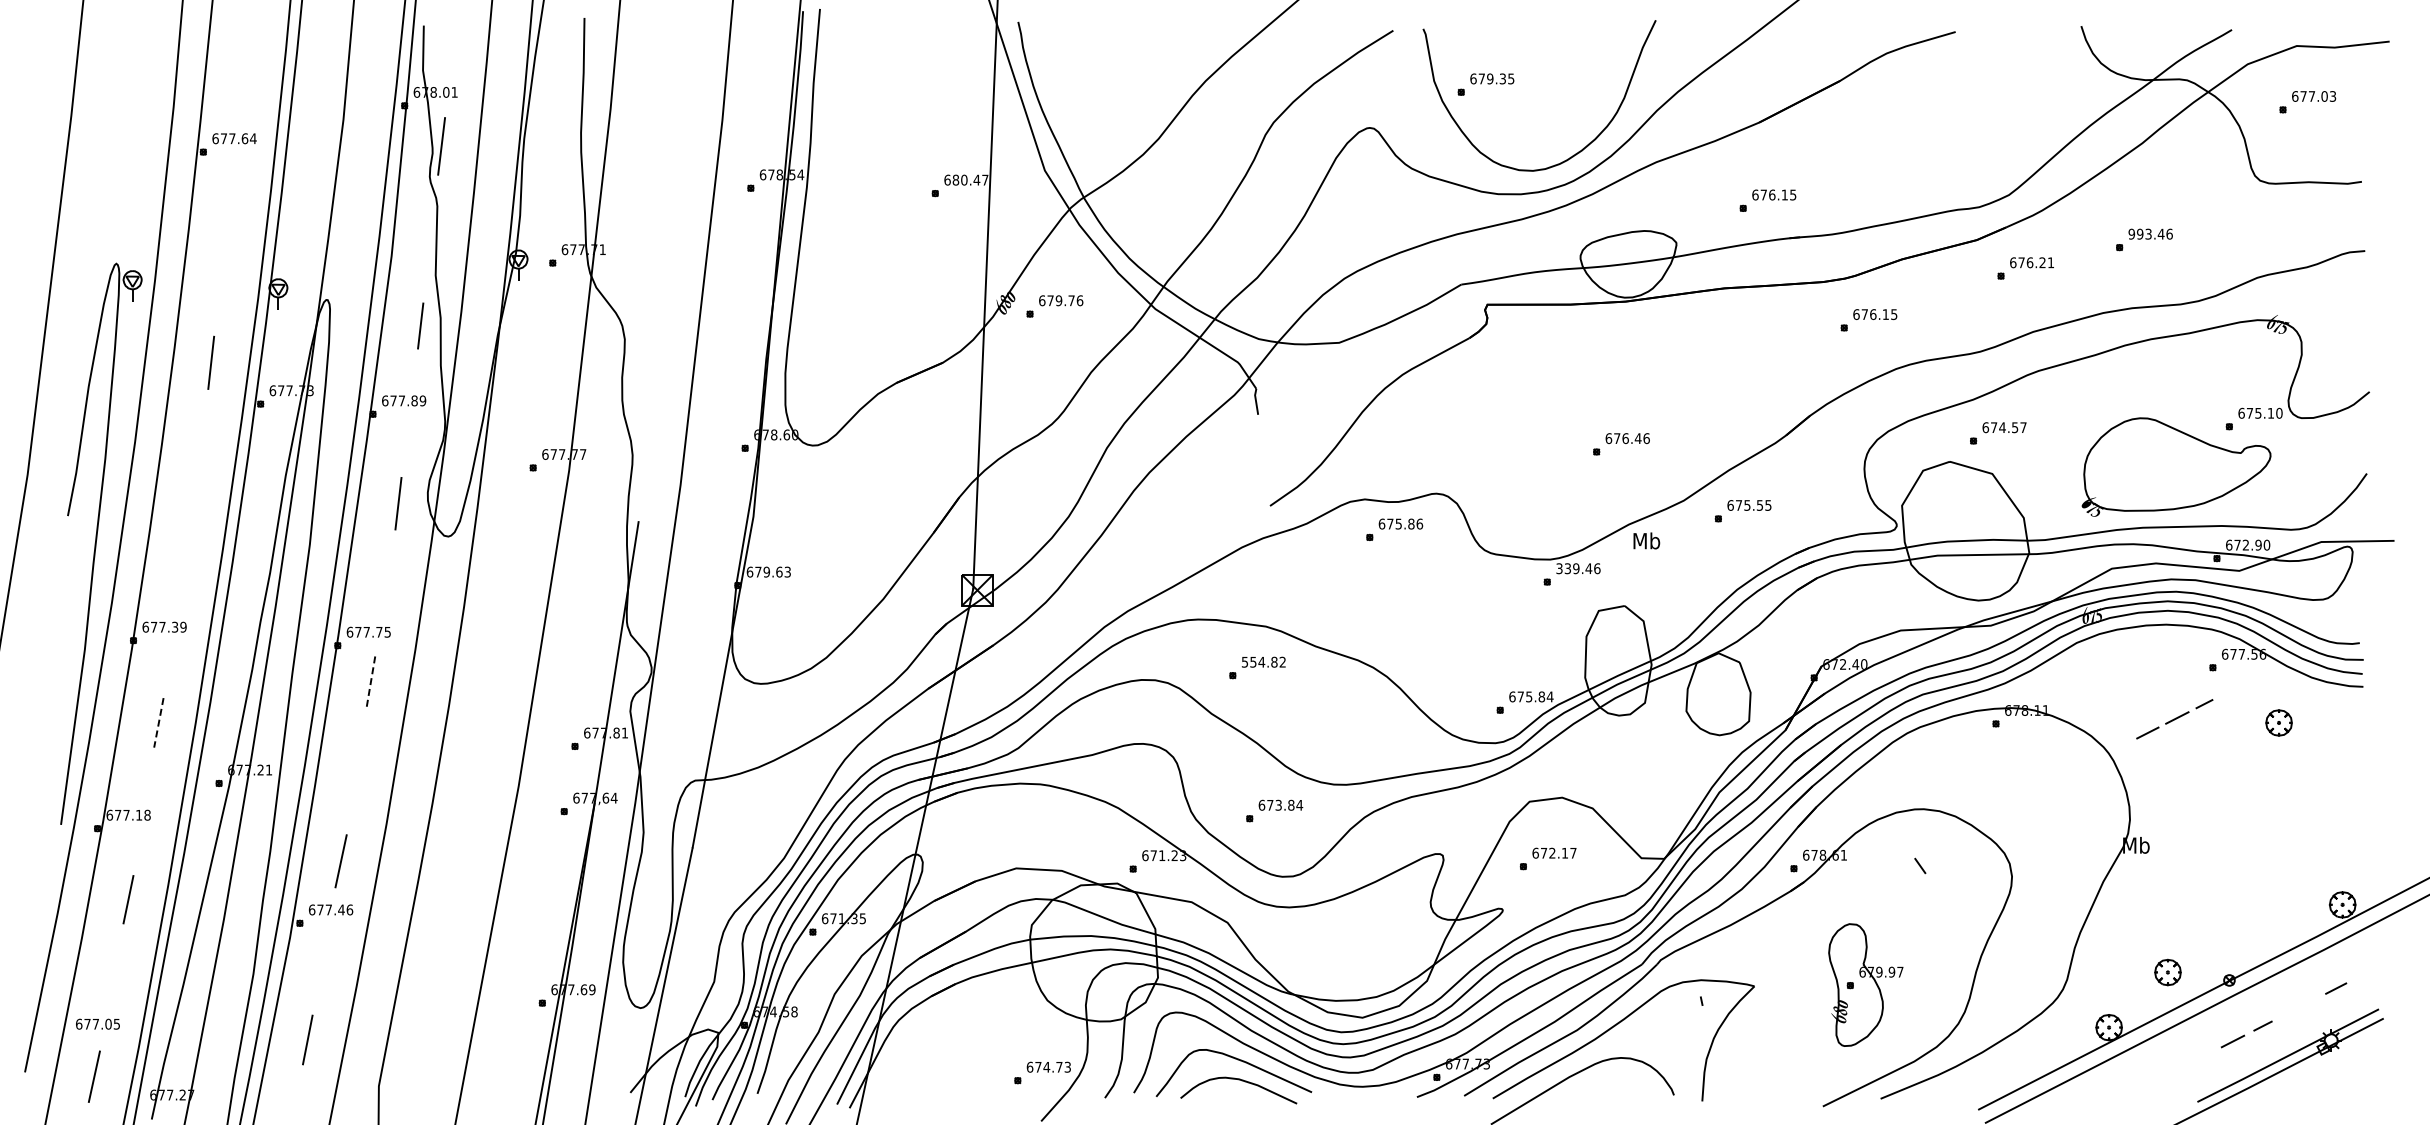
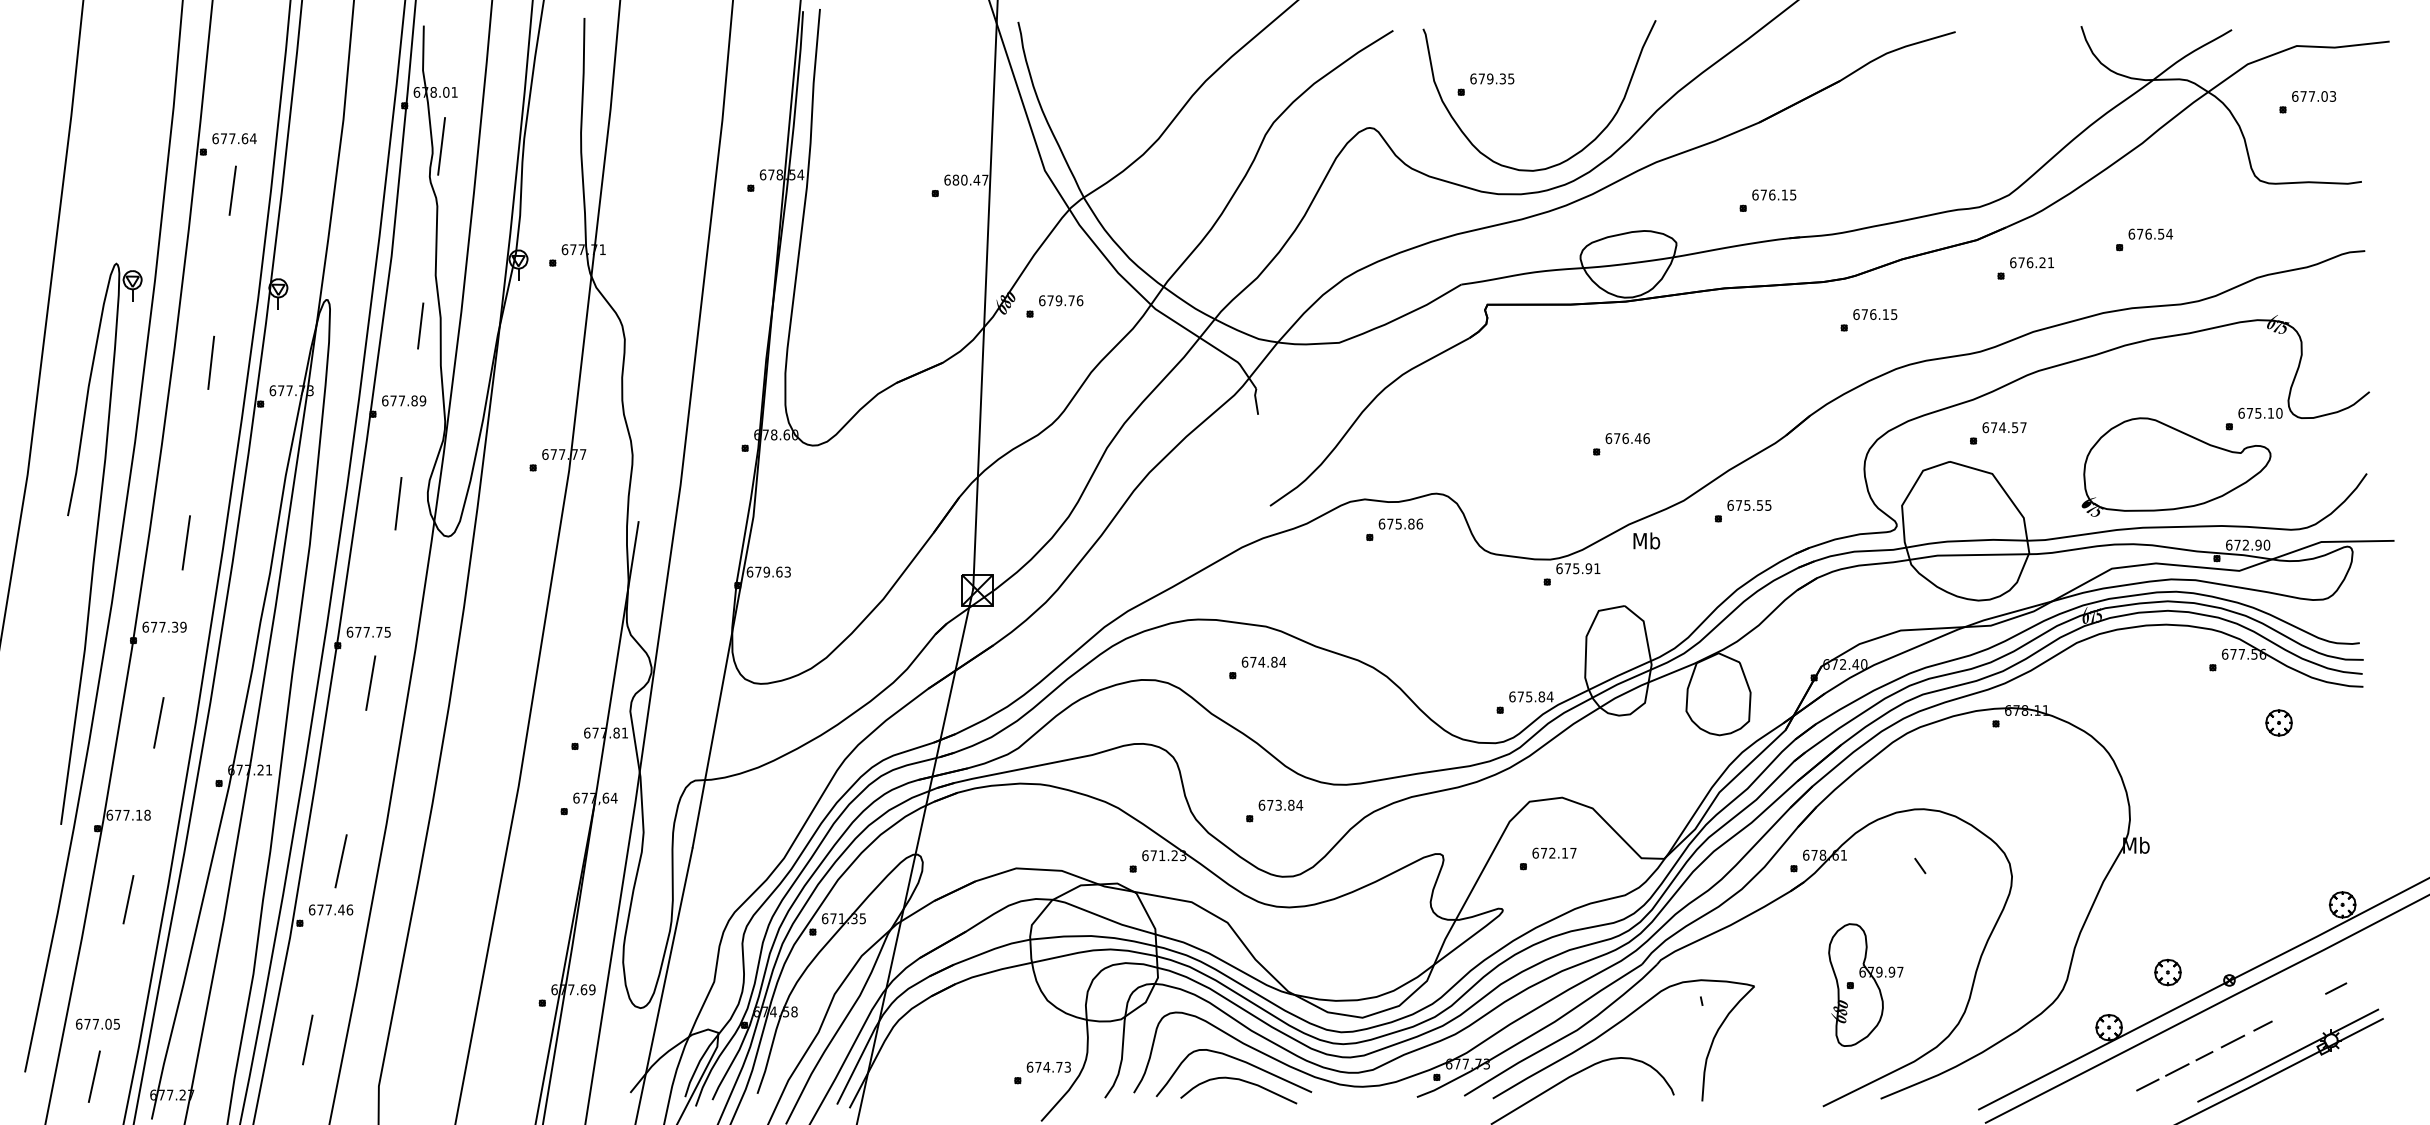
line: none -> present (232, 190)
text: 993.46 -> 676.54 (2150, 233)
line: none -> present (186, 542)
text: 339.46 -> 675.91 (1578, 568)
text: 554.82 -> 674.84 (1263, 661)
line: dashed -> solid (370, 683)
line position: (2174, 719) -> (2174, 1071) (2174, 1071)
line: dashed -> solid (158, 723)
